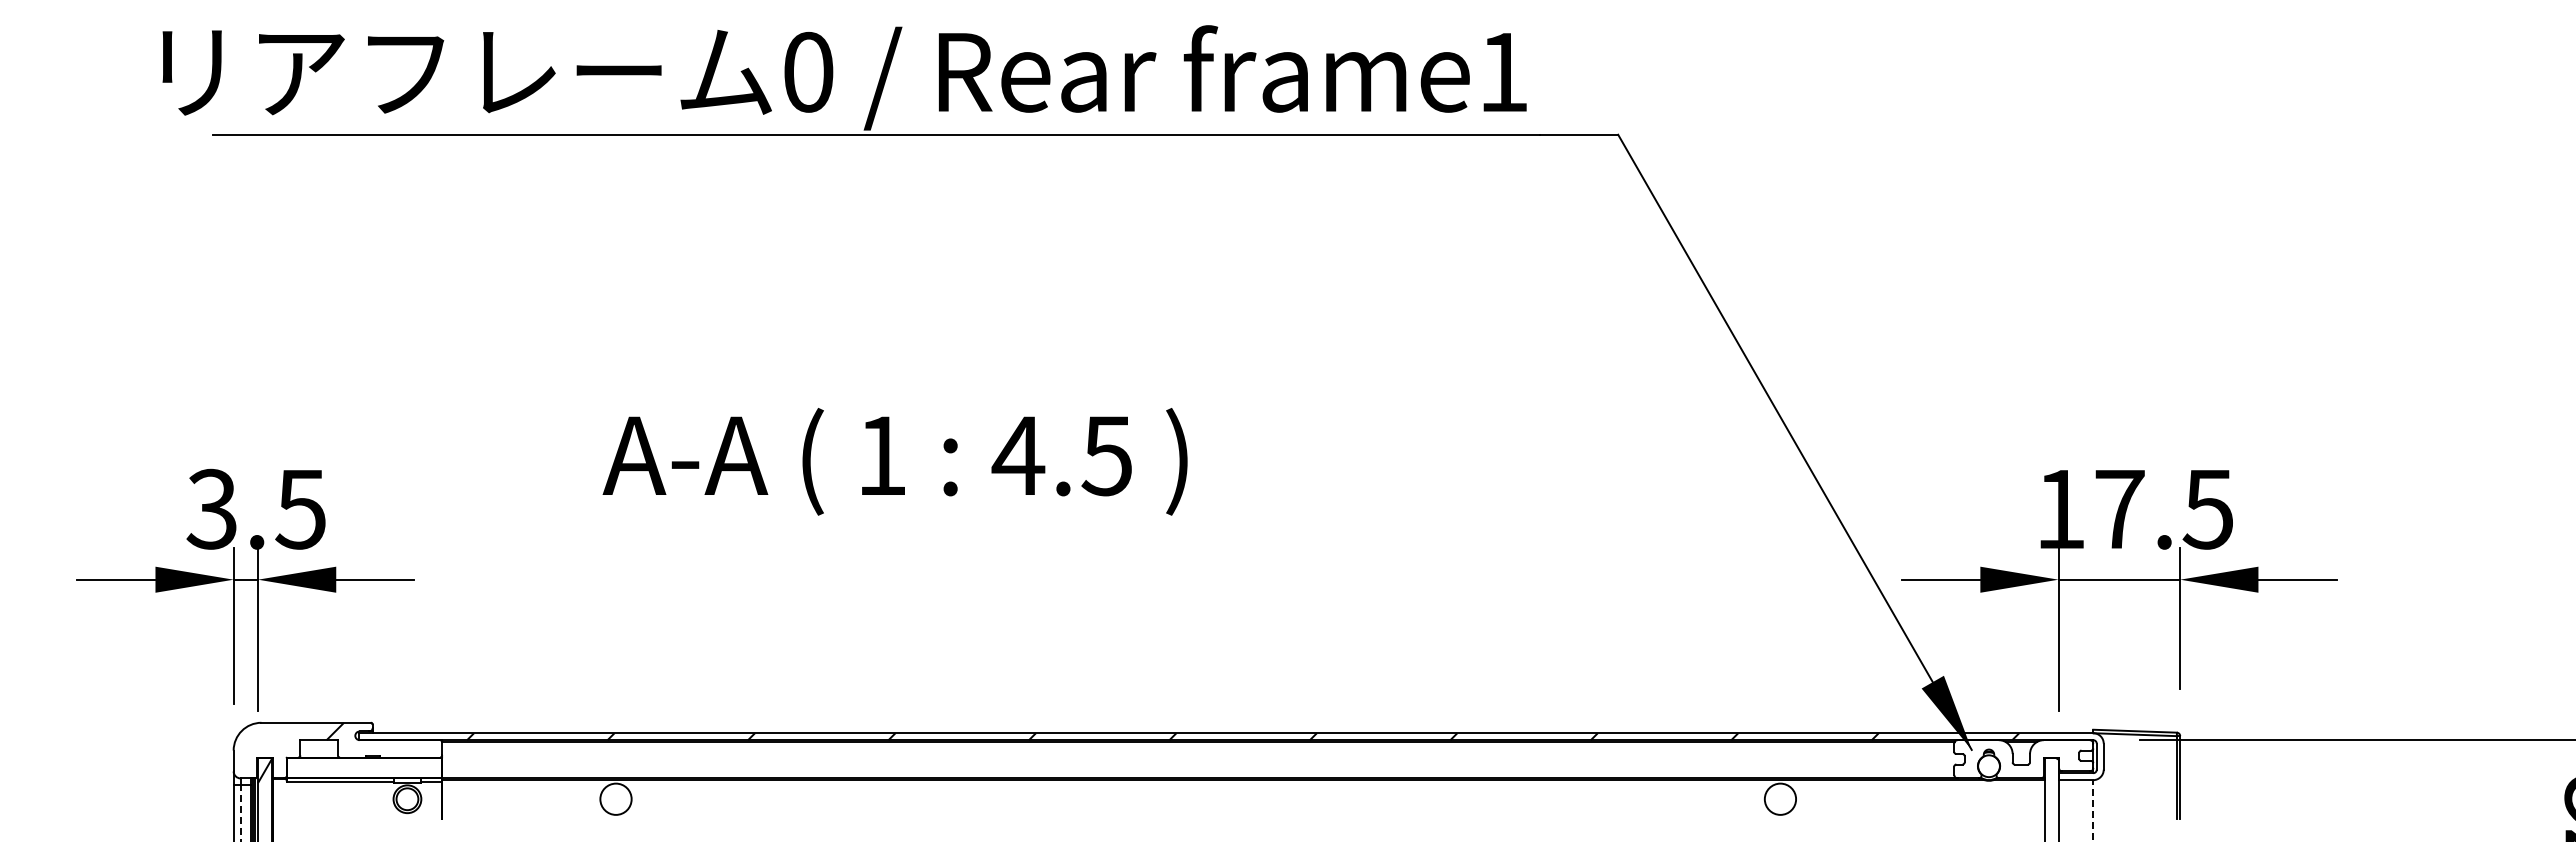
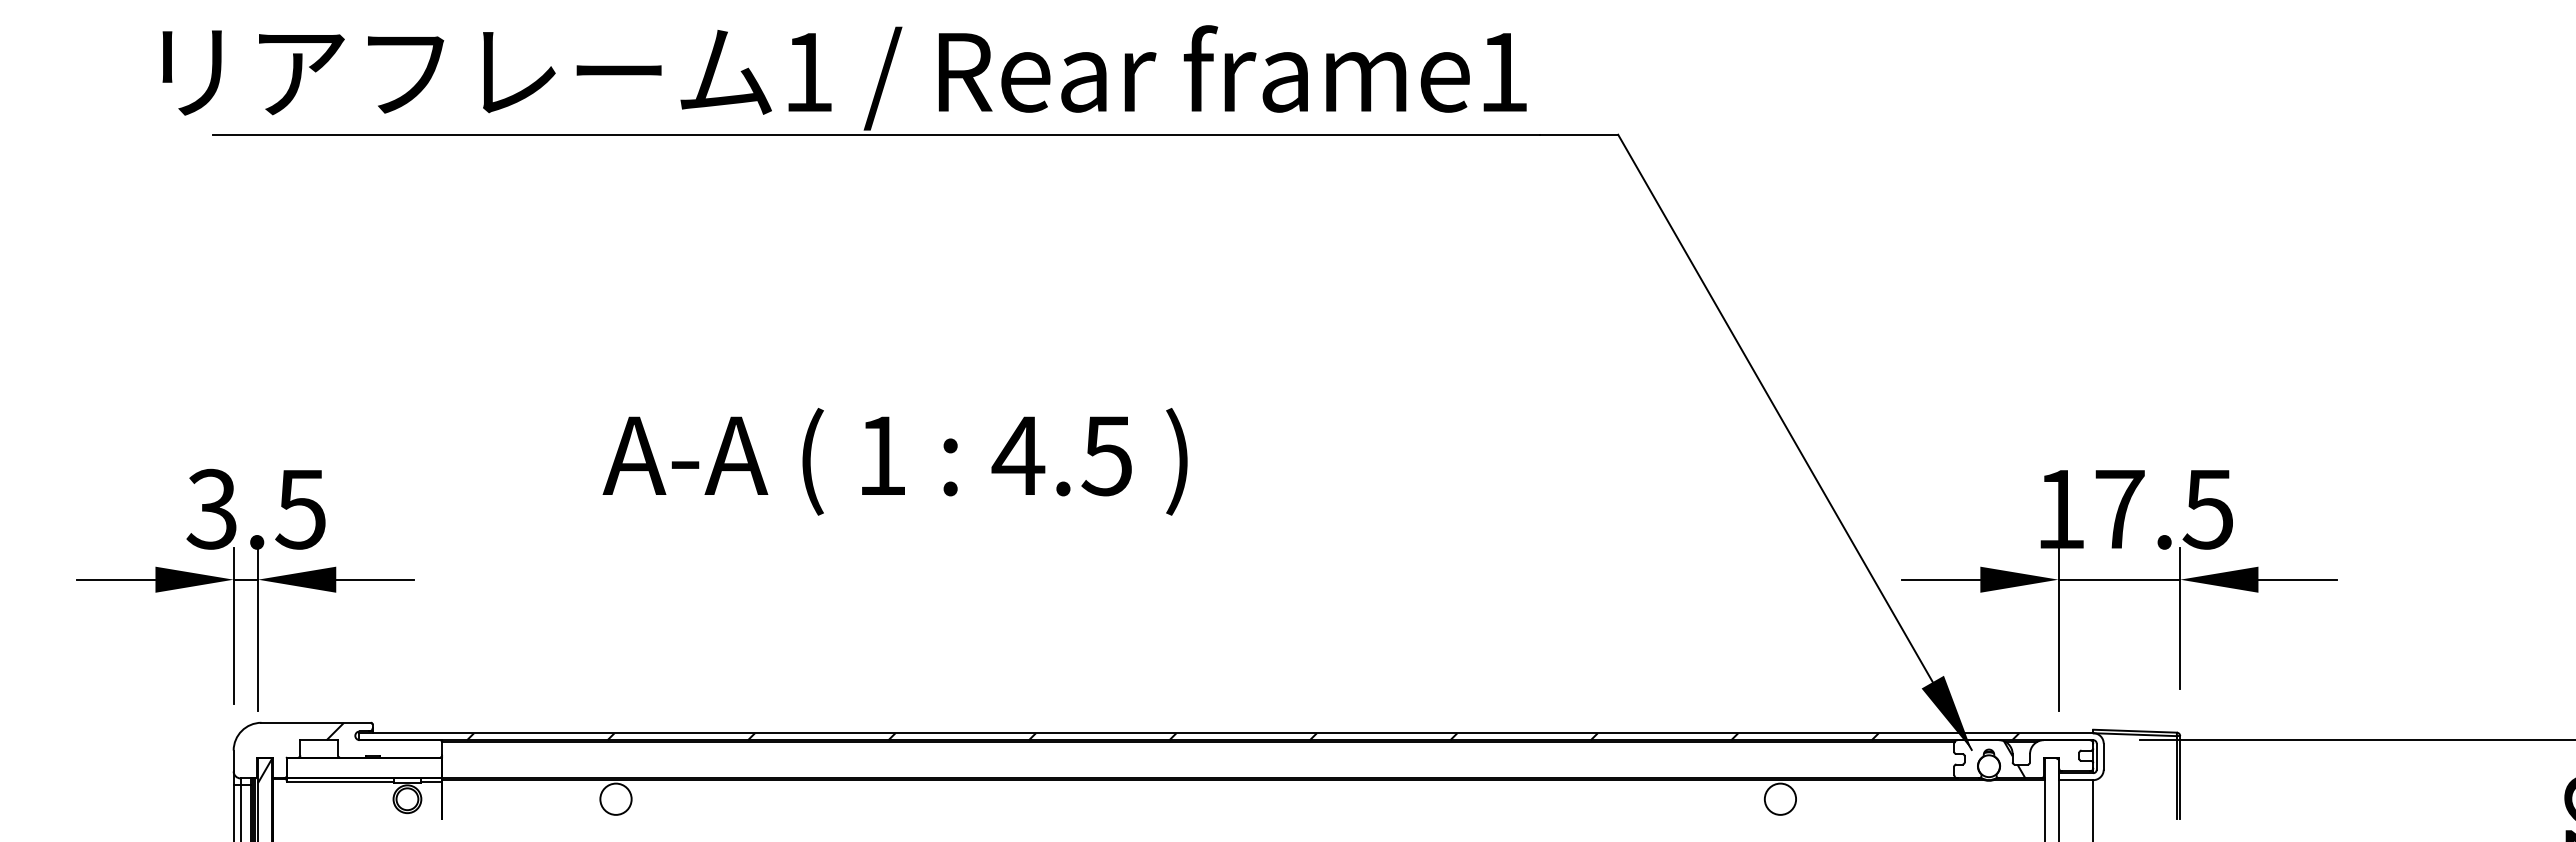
text: 0 -> 1 (808, 71)
hatch: none -> present (2014, 759)
line: dashed -> solid (2093, 810)
line: dashed -> solid (240, 813)
